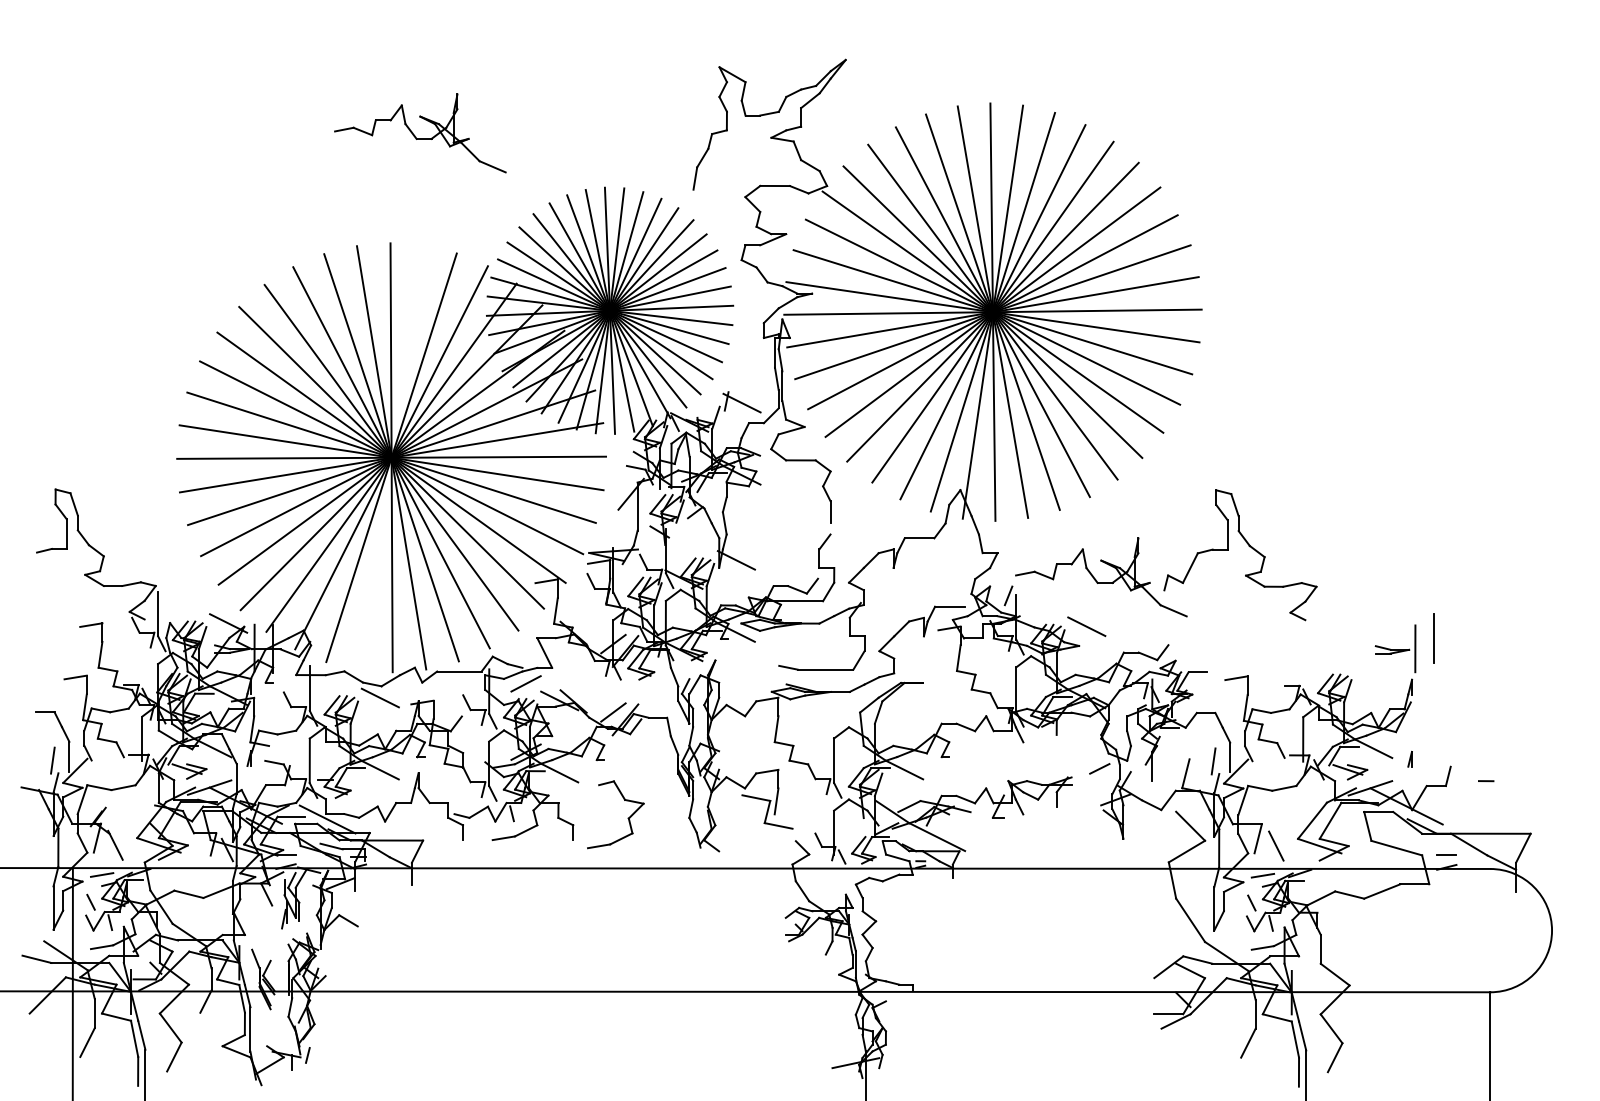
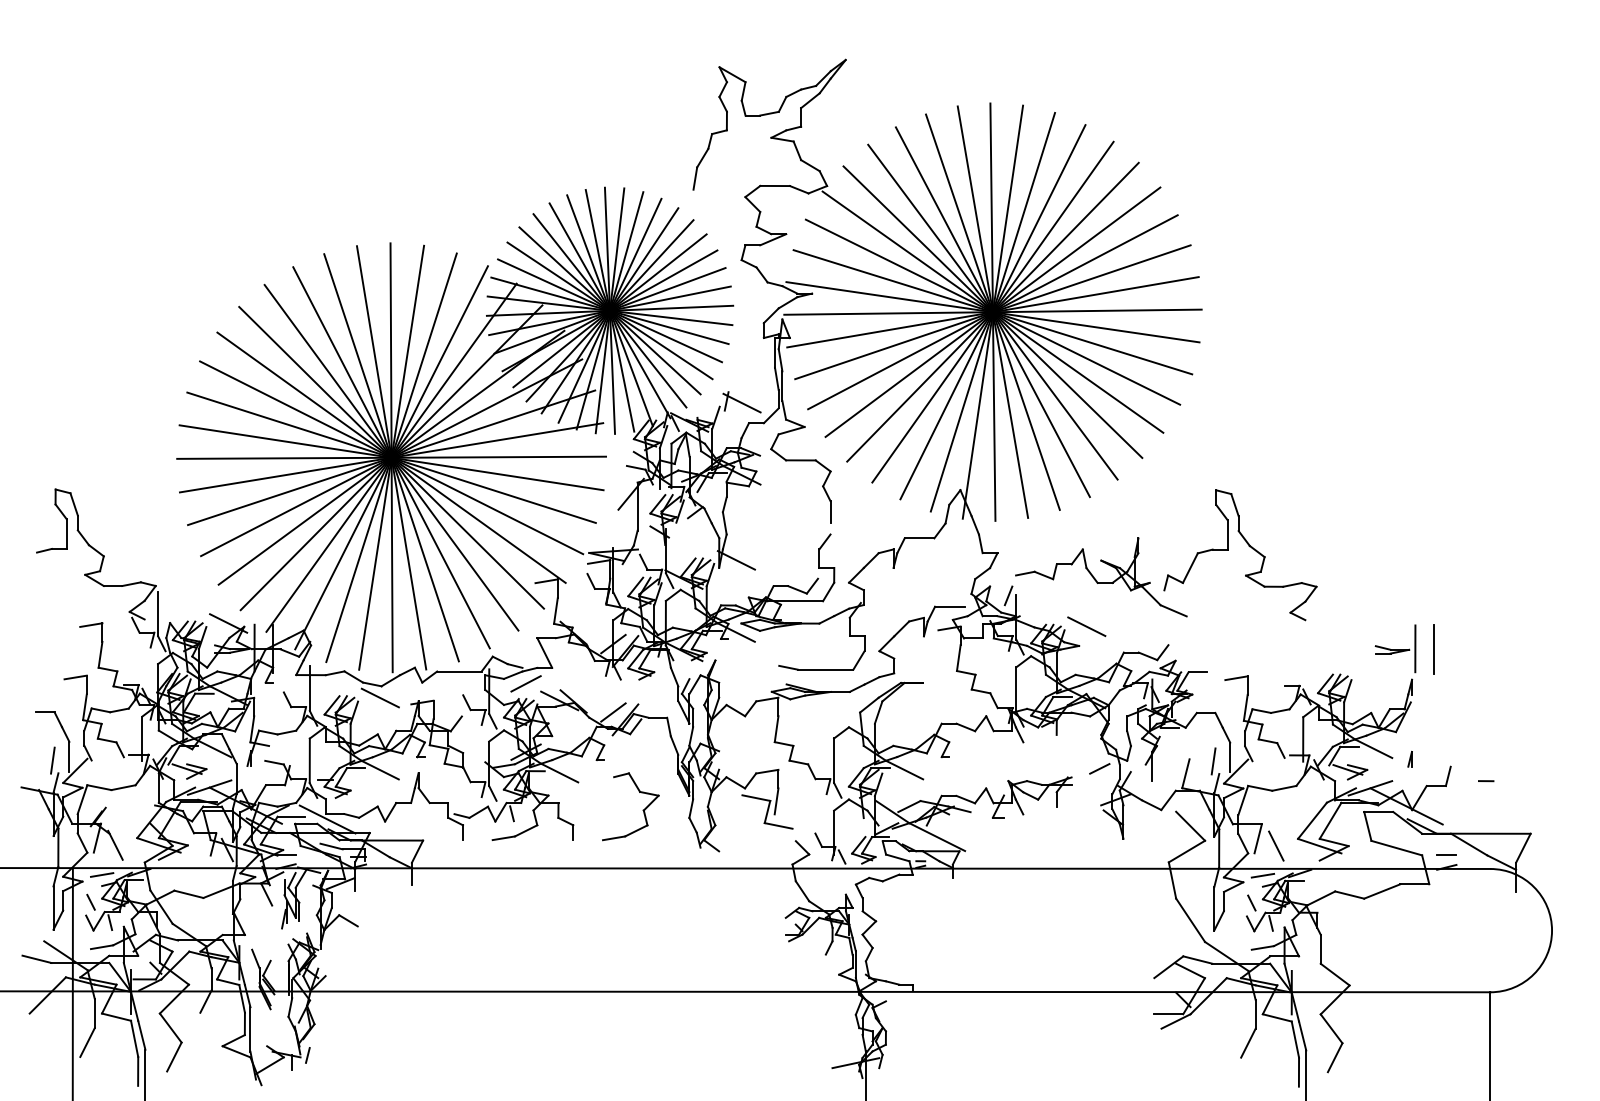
part: present -> none (420, 133)
line: none -> present (391, 457)
line position: (1433, 638) -> (1433, 649) (1433, 649)
part position: (627, 818) -> (642, 810) (642, 810)
